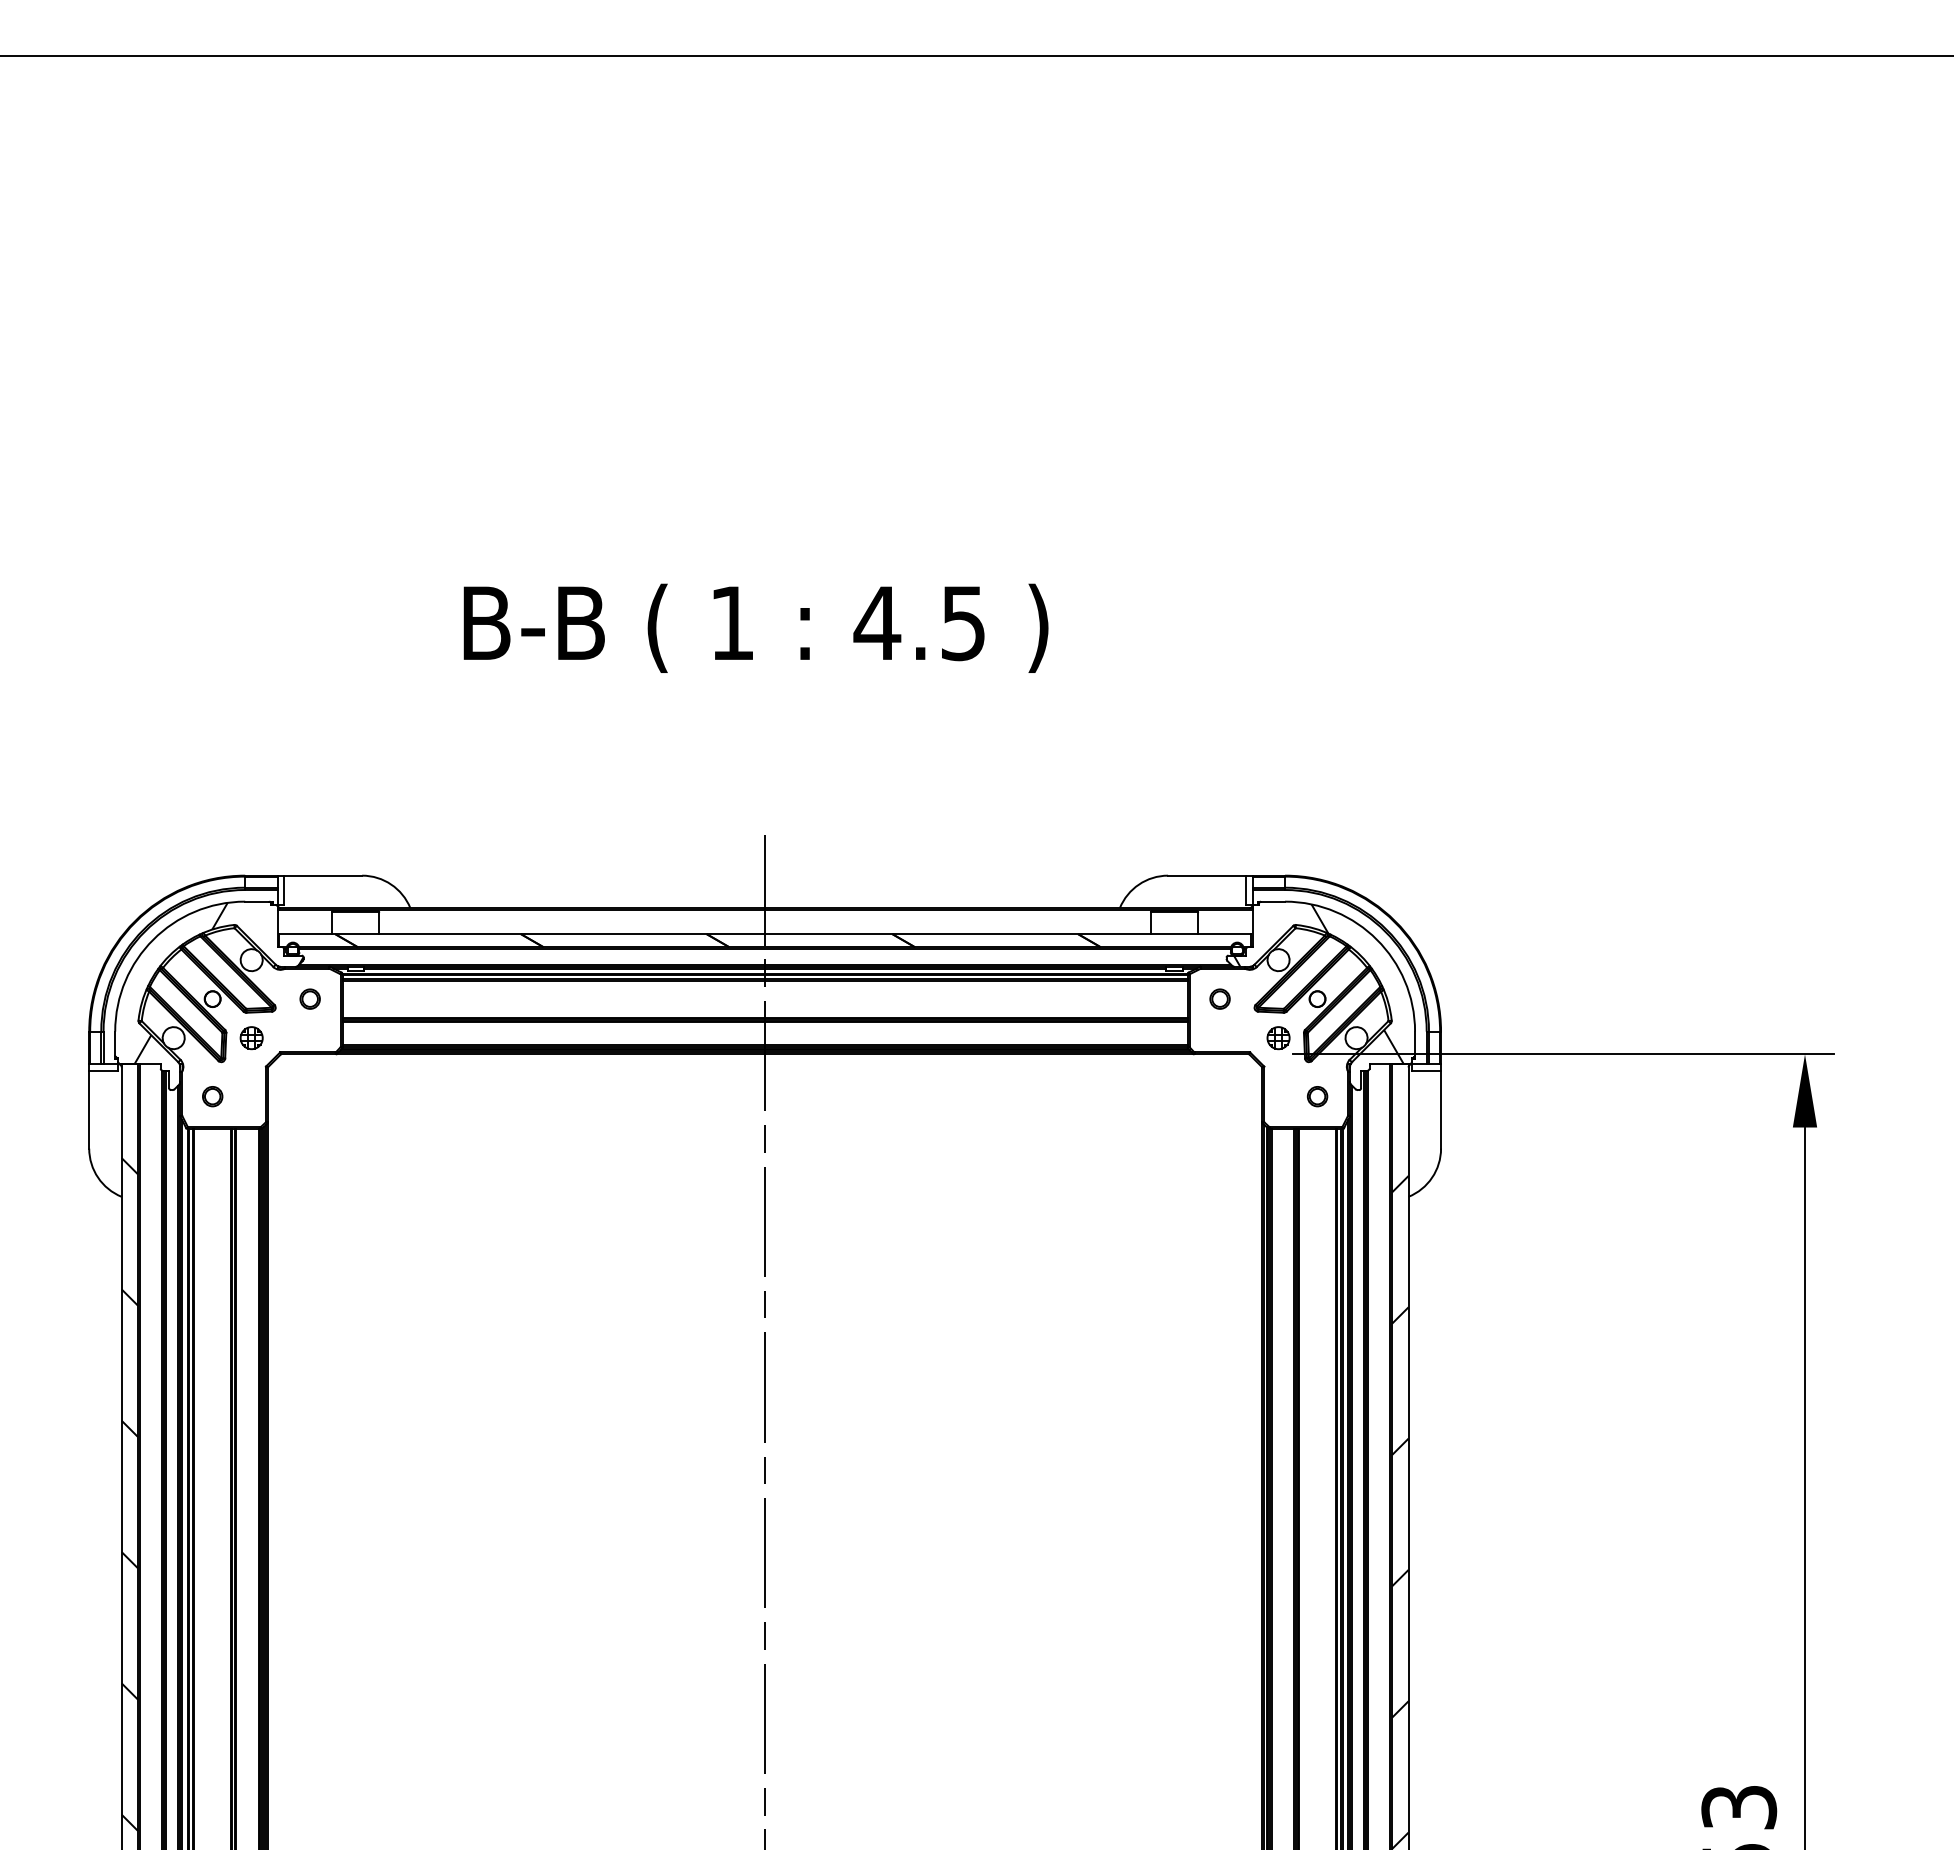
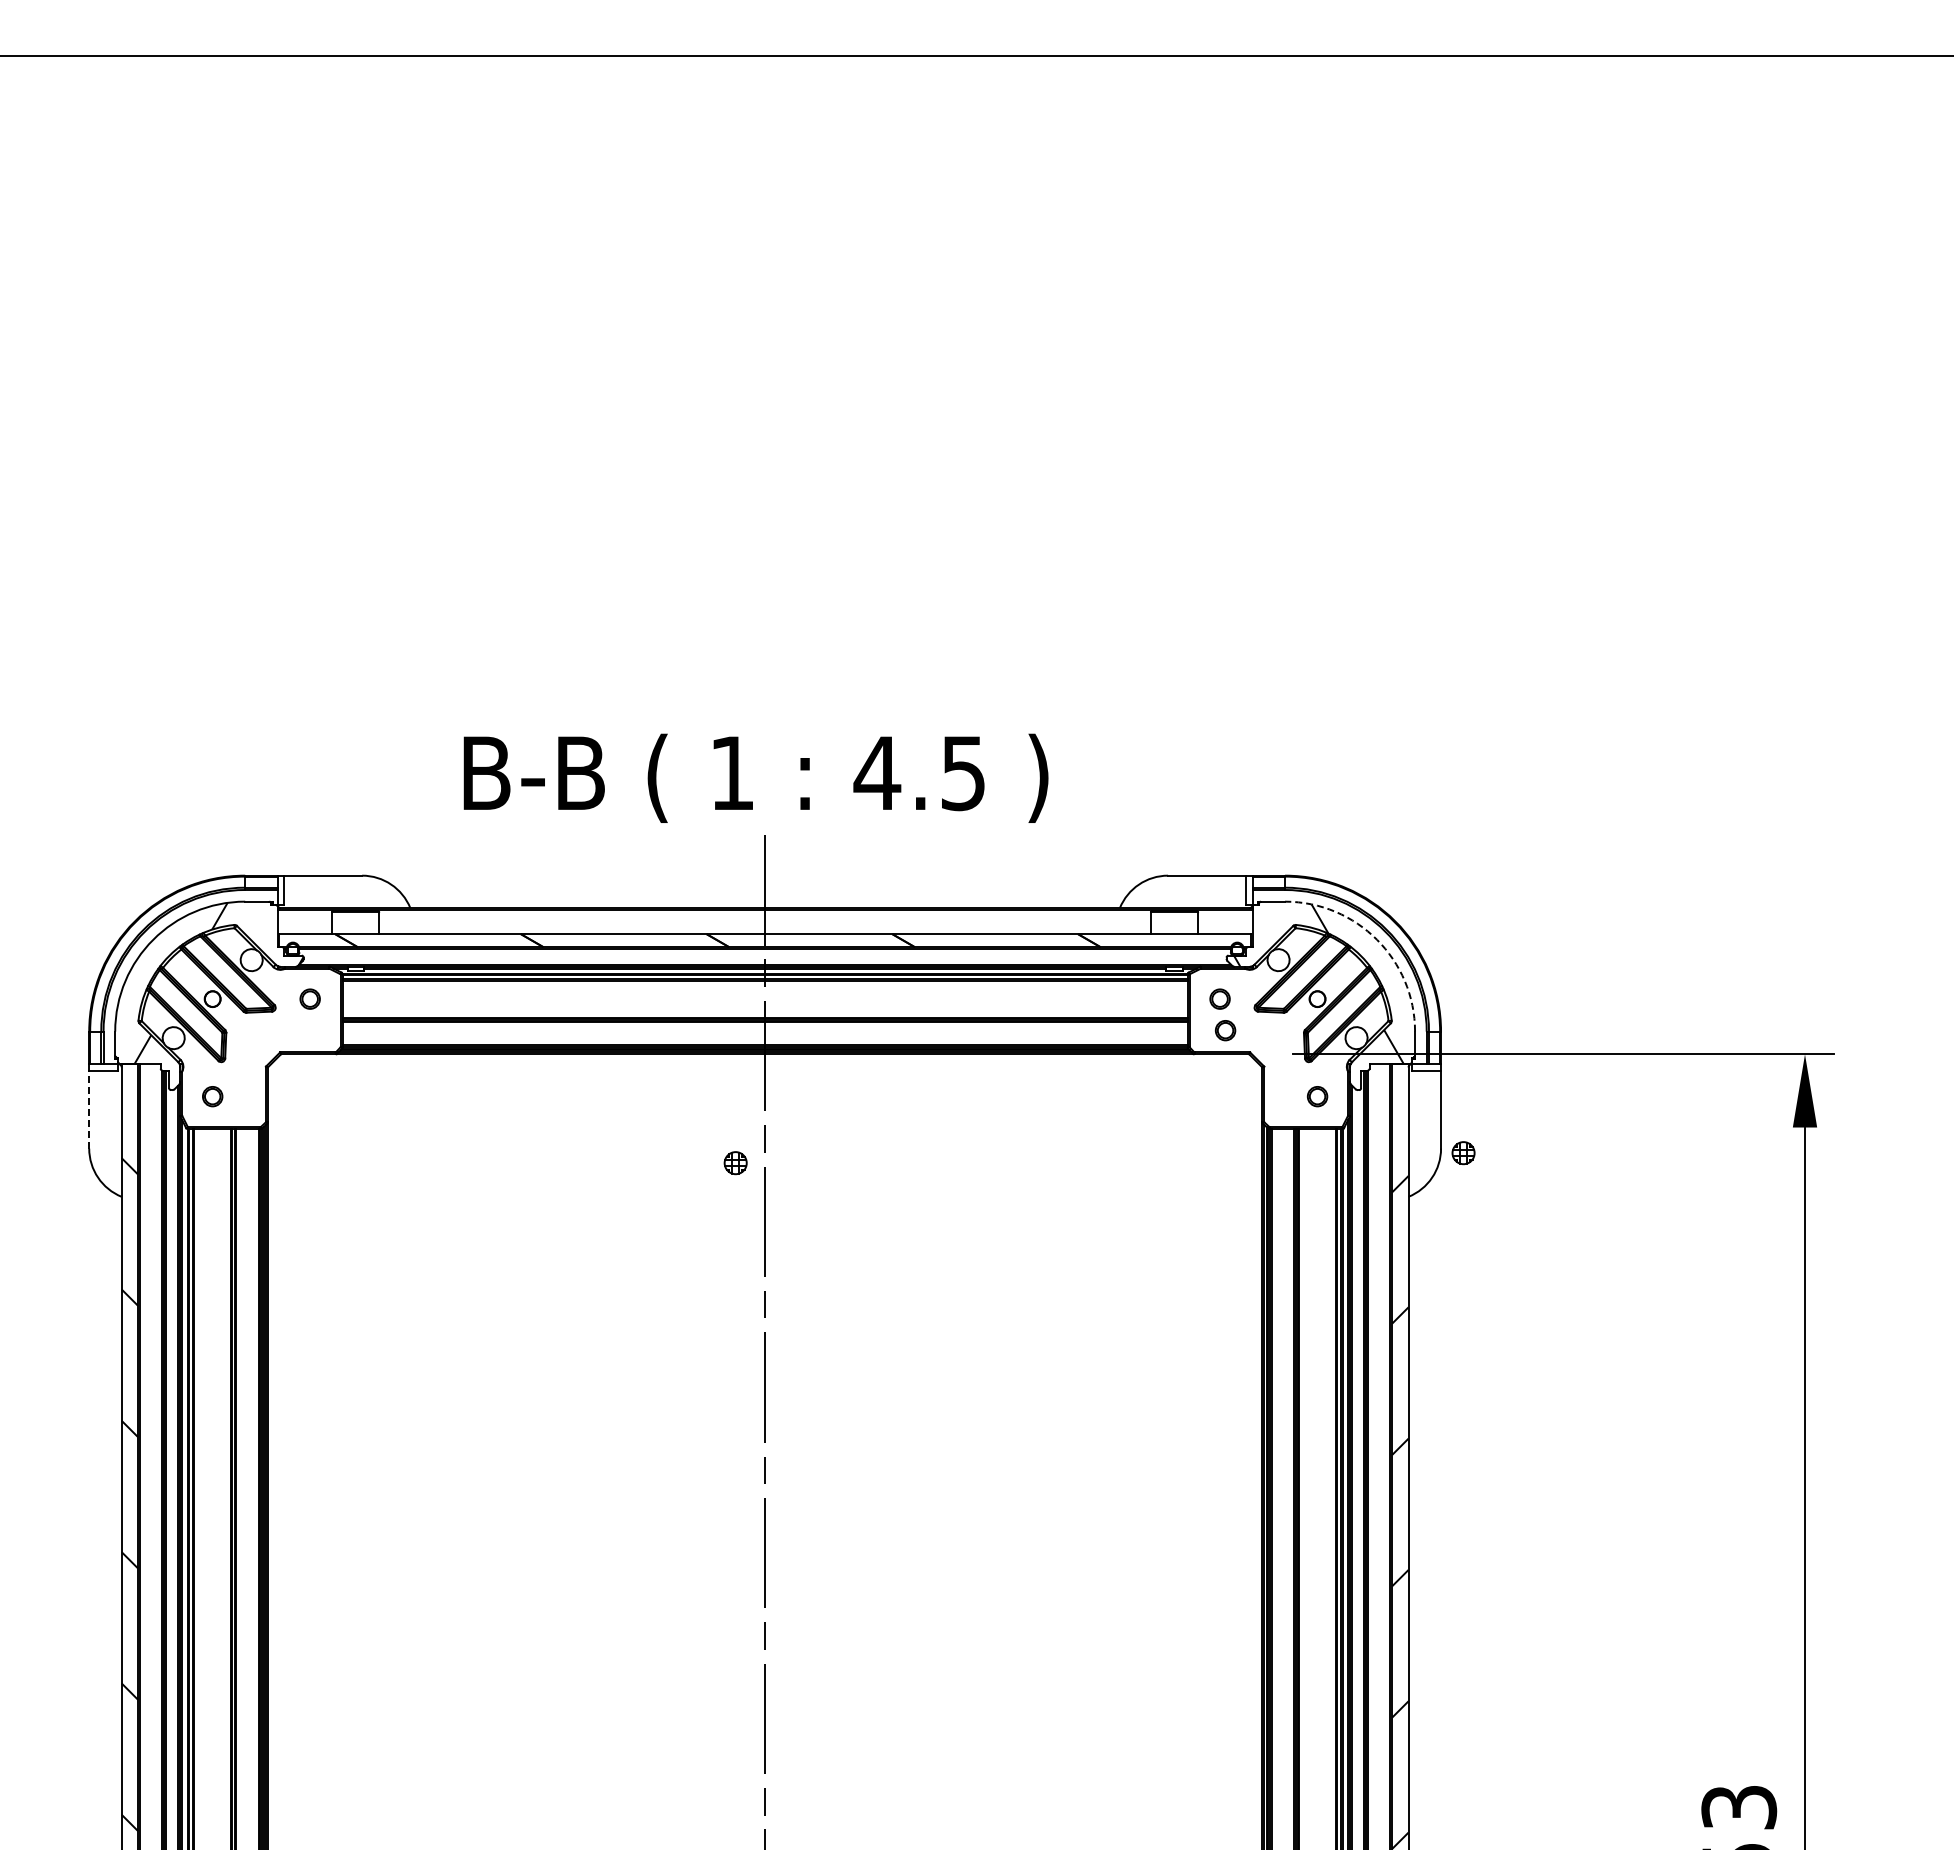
text position: (755, 627) -> (755, 777) (755, 777)
arc: solid -> dashed (1376, 939)
part: none -> present (1225, 1030)
part position: (251, 1038) -> (735, 1163) (735, 1163)
part position: (1278, 1038) -> (1463, 1153) (1463, 1153)
line: solid -> dashed (89, 1109)
